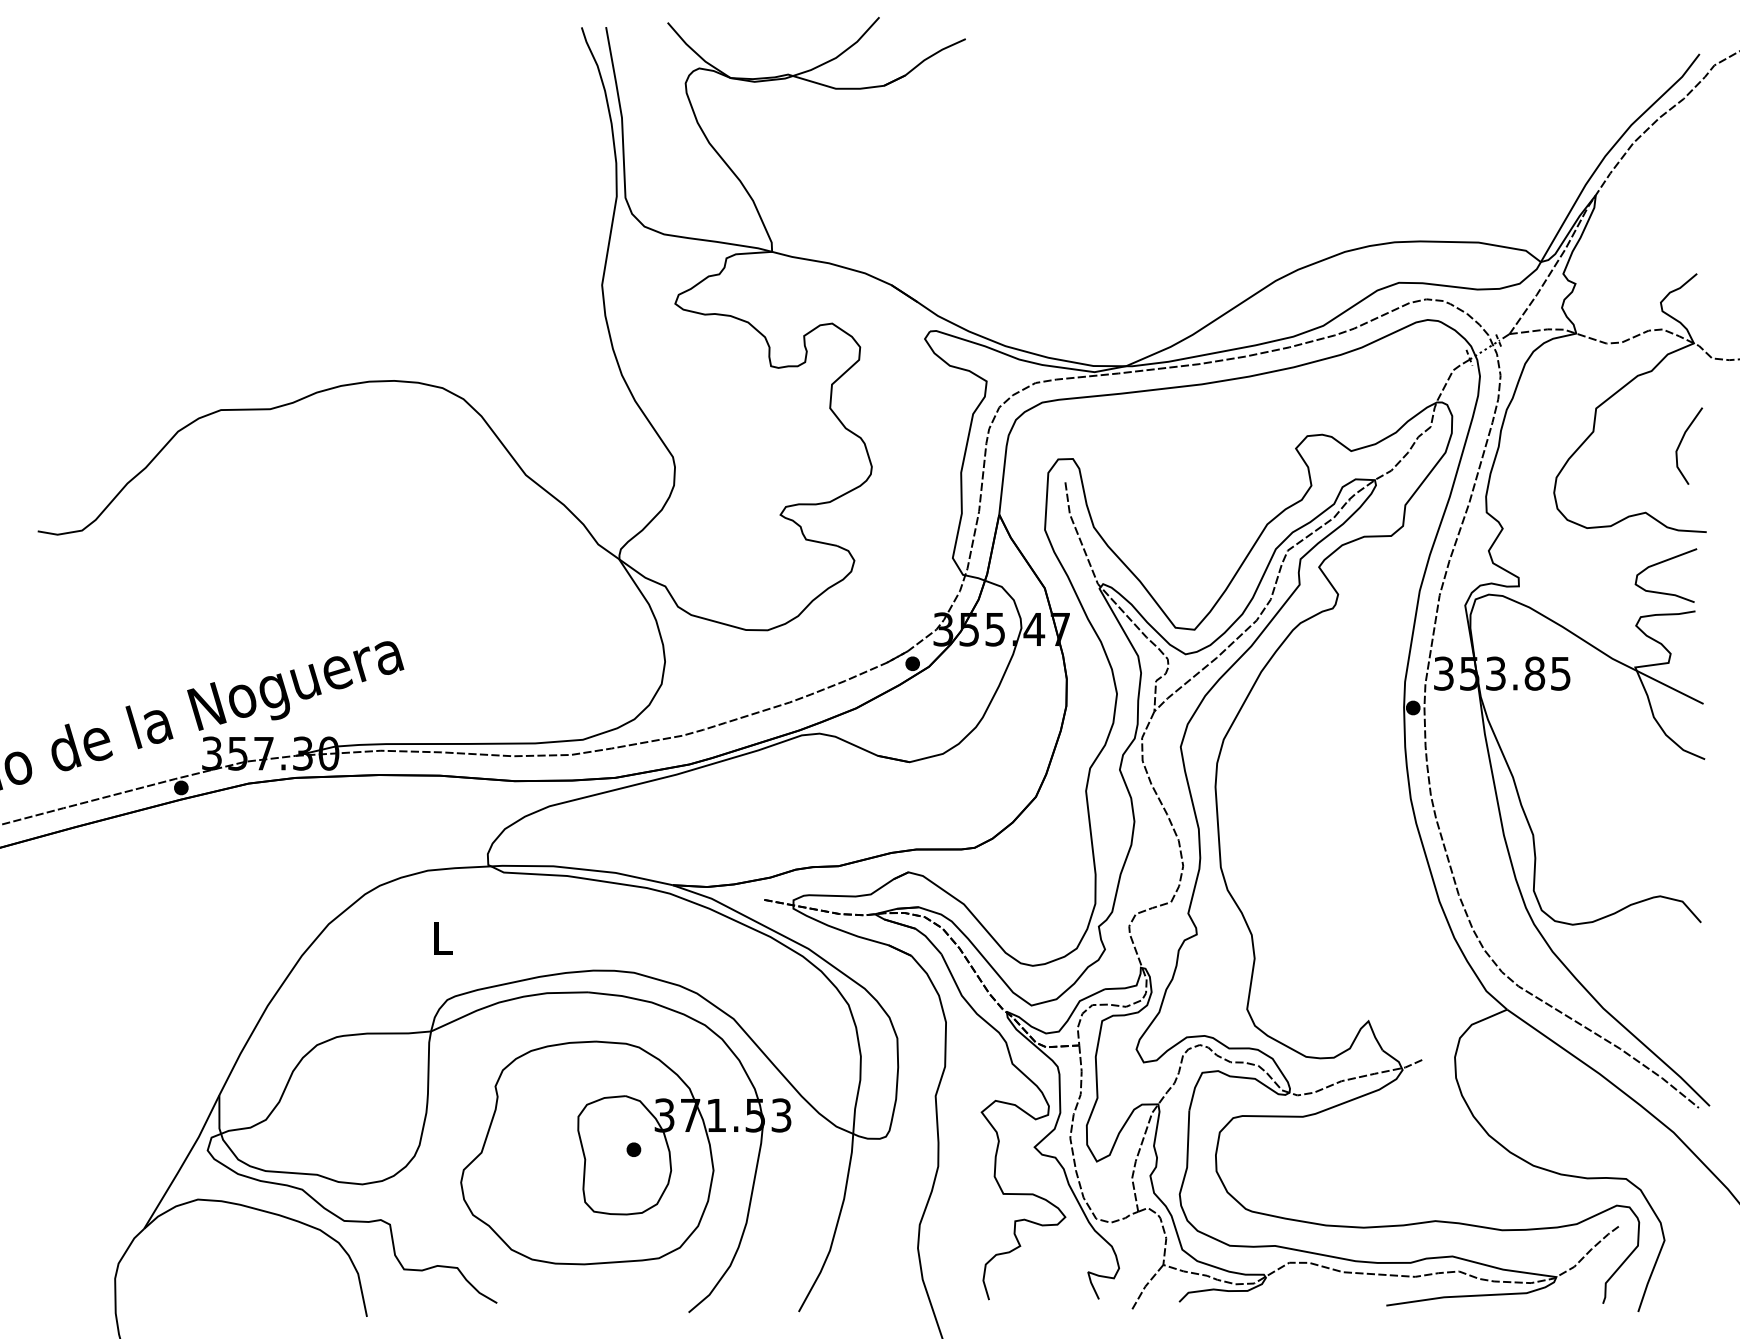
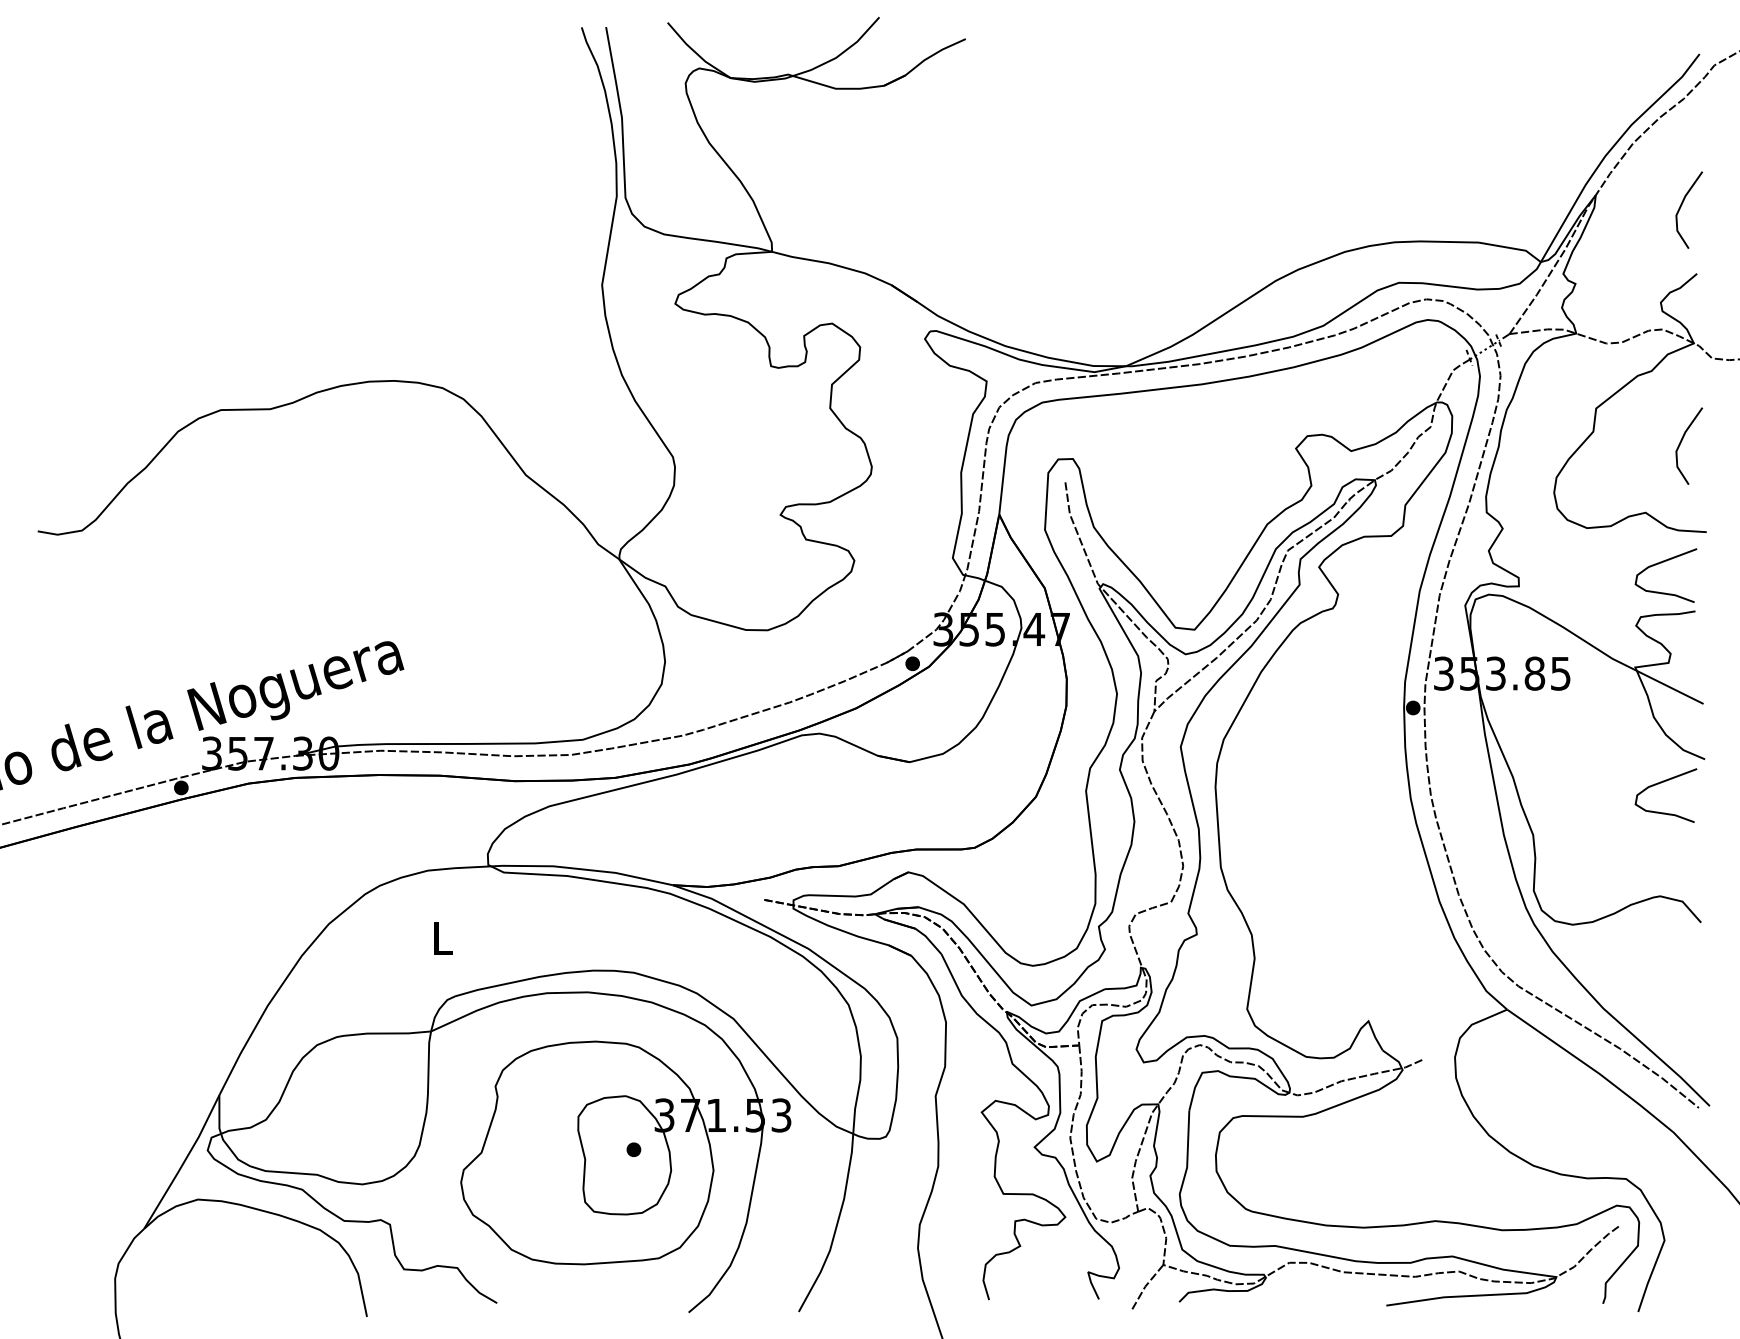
line: none -> present (1682, 205)
curve: none -> present (1661, 783)
